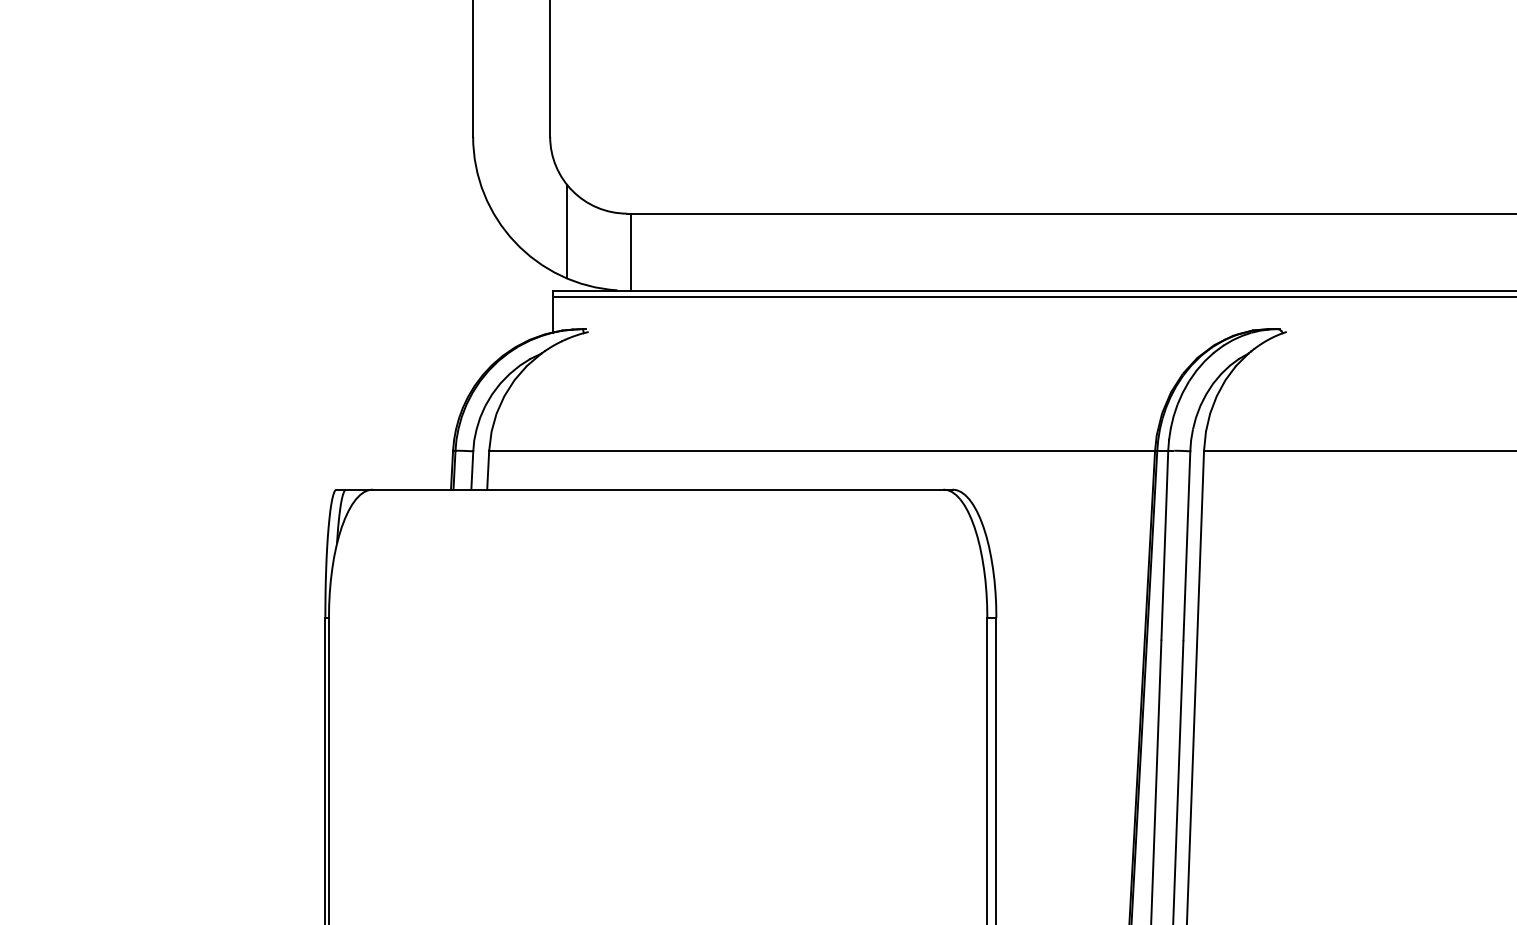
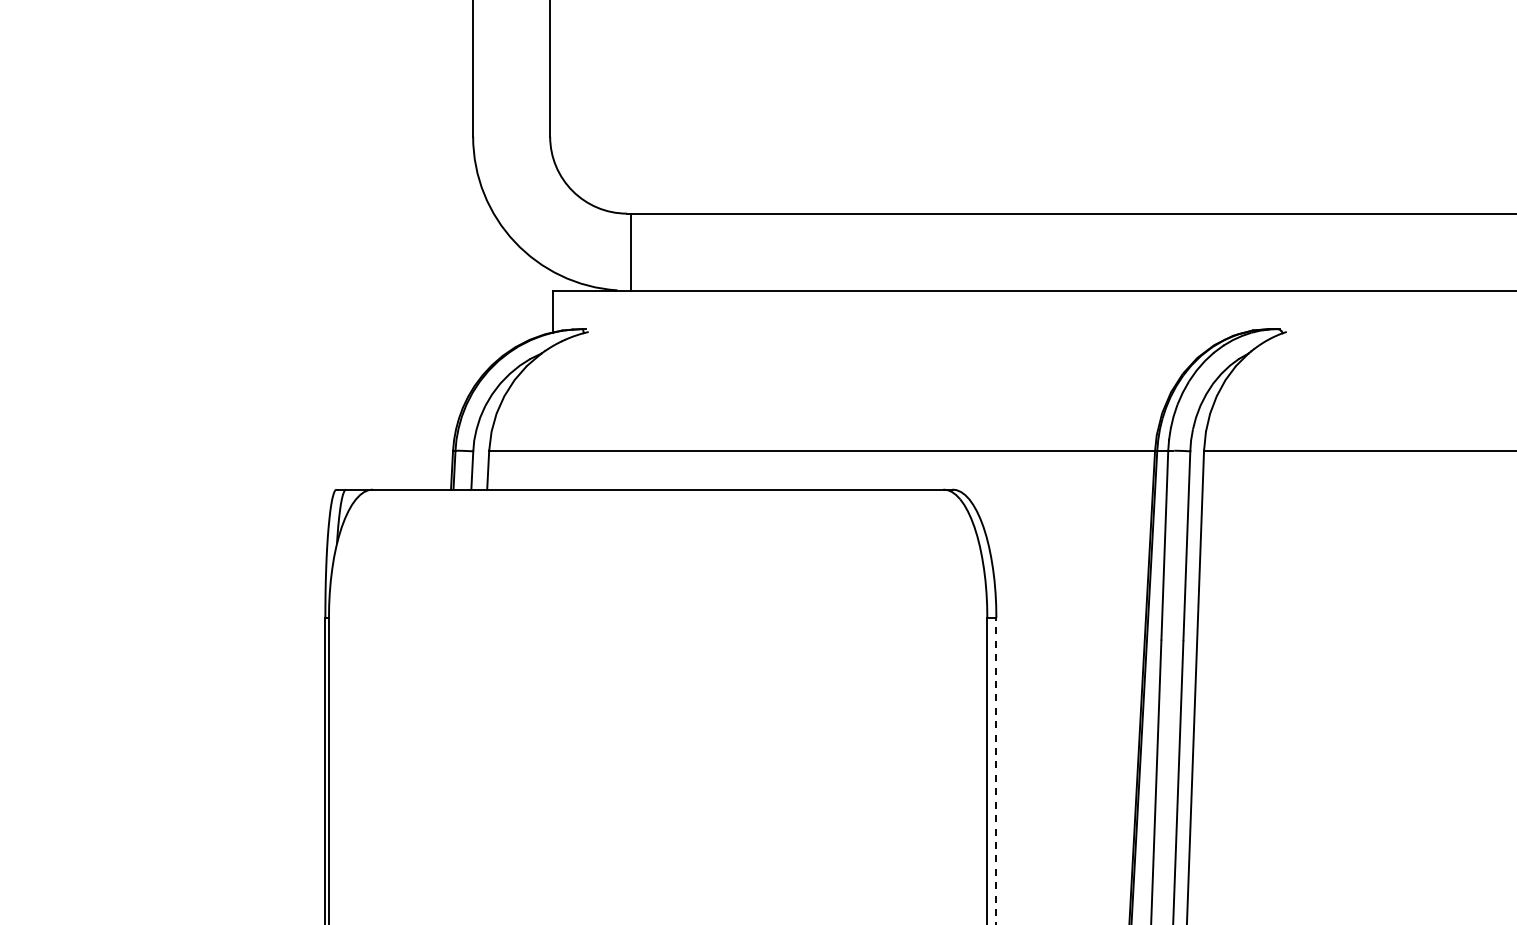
line: present -> none (567, 231)
line: present -> none (1033, 297)
line: solid -> dashed (996, 770)
